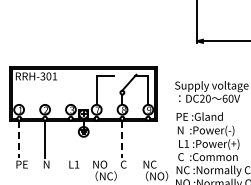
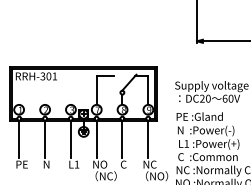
line: dashed -> solid (19, 139)
line: none -> present (70, 139)
line: none -> present (96, 139)
line: dashed -> solid (122, 139)
line: none -> present (148, 139)
